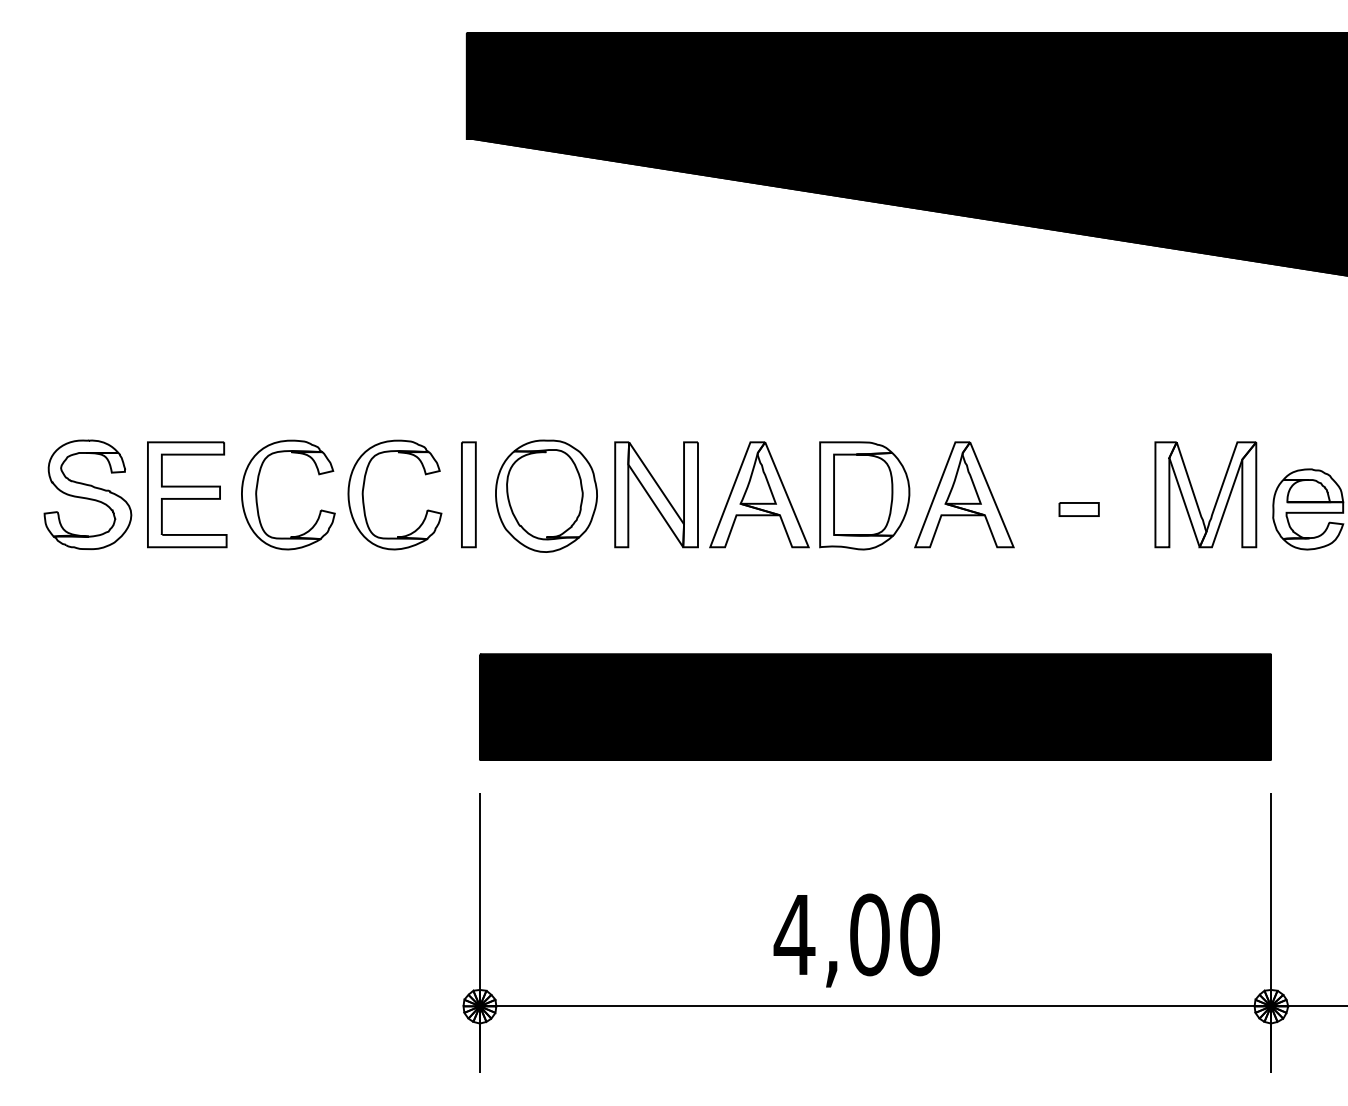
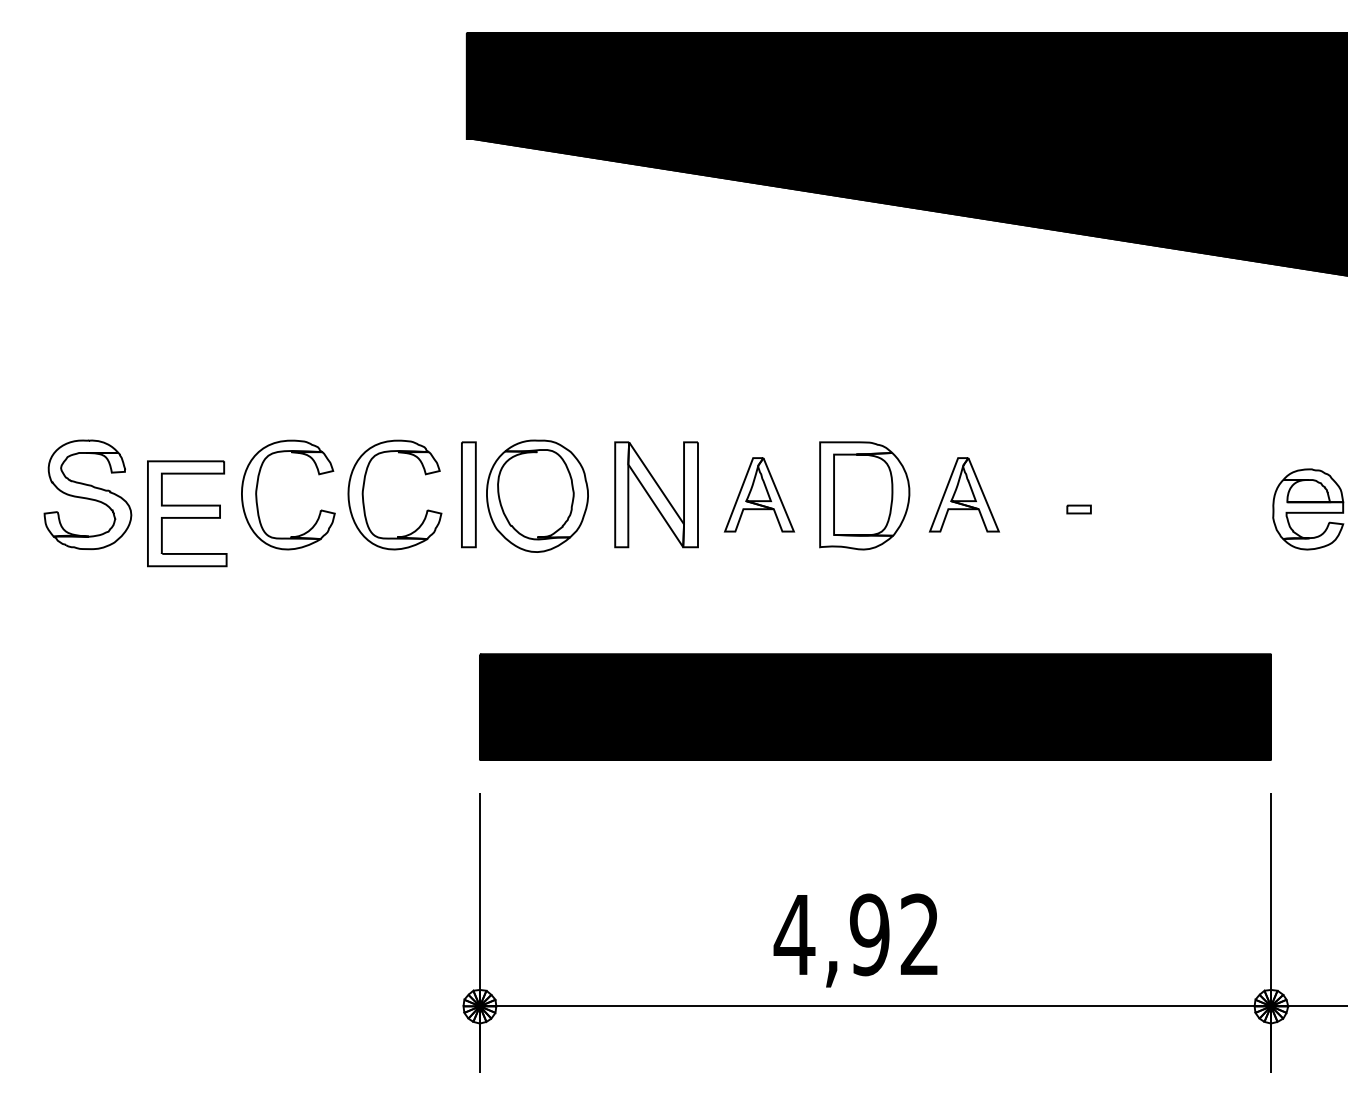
part position: (187, 494) -> (187, 513) (187, 513)
part size: 101x108 px -> 73x76 px (759, 494)
part size: 101x108 px -> 72x76 px (963, 494)
part position: (546, 495) -> (537, 495) (537, 495)
part: present -> none (1196, 498)
part size: 42x15 px -> 26x11 px (1078, 509)
text: 4,00 -> 4,92 (894, 934)
